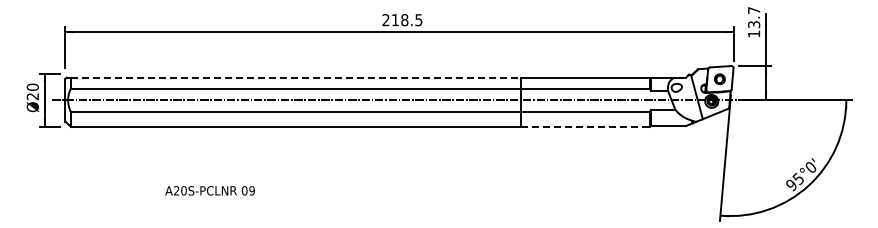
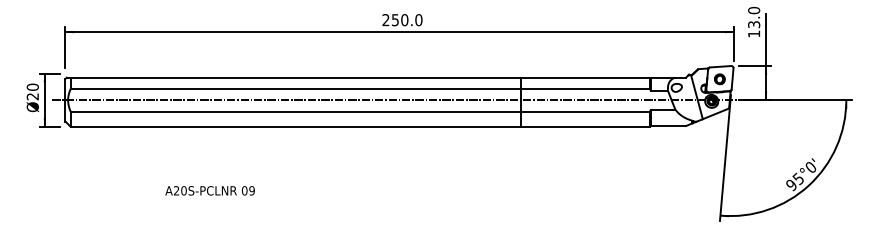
text: 13.7 -> 13.0 (754, 10)
text: 218.5 -> 250.0 (407, 20)
line: dashed -> solid (296, 77)
line: dashed -> solid (585, 126)
